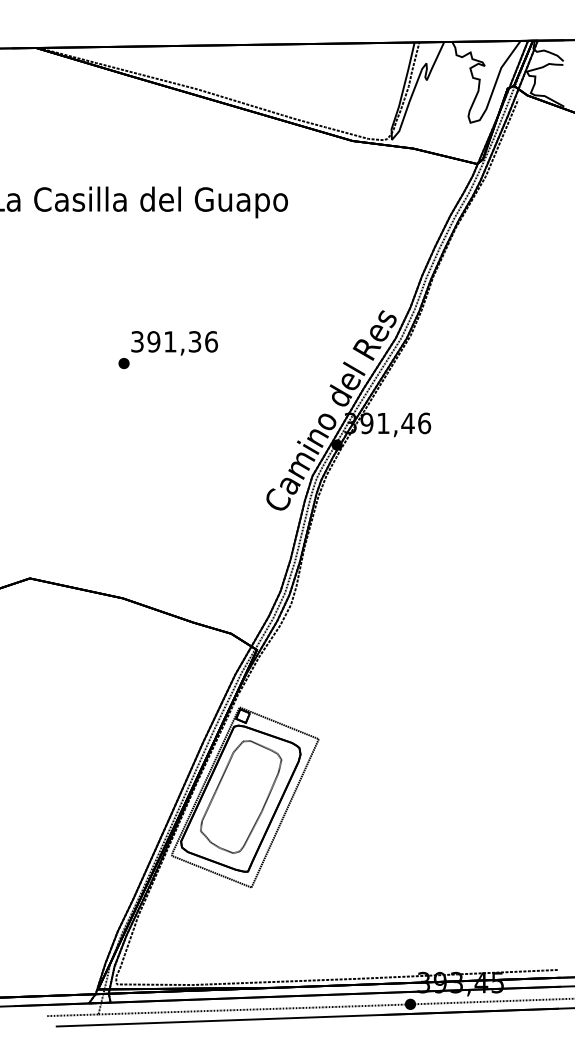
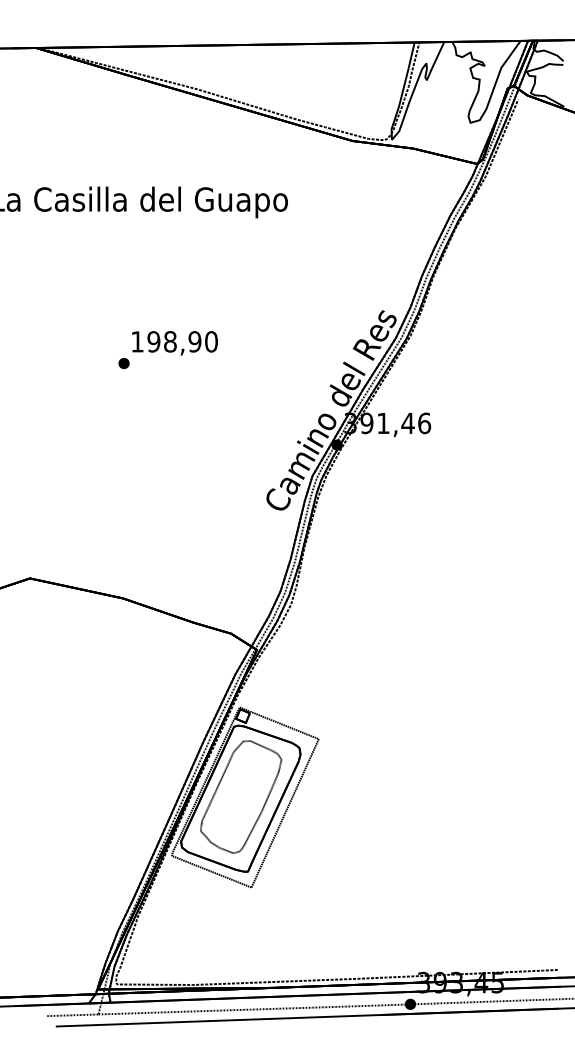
text: 391,36 -> 198,90 (174, 341)
